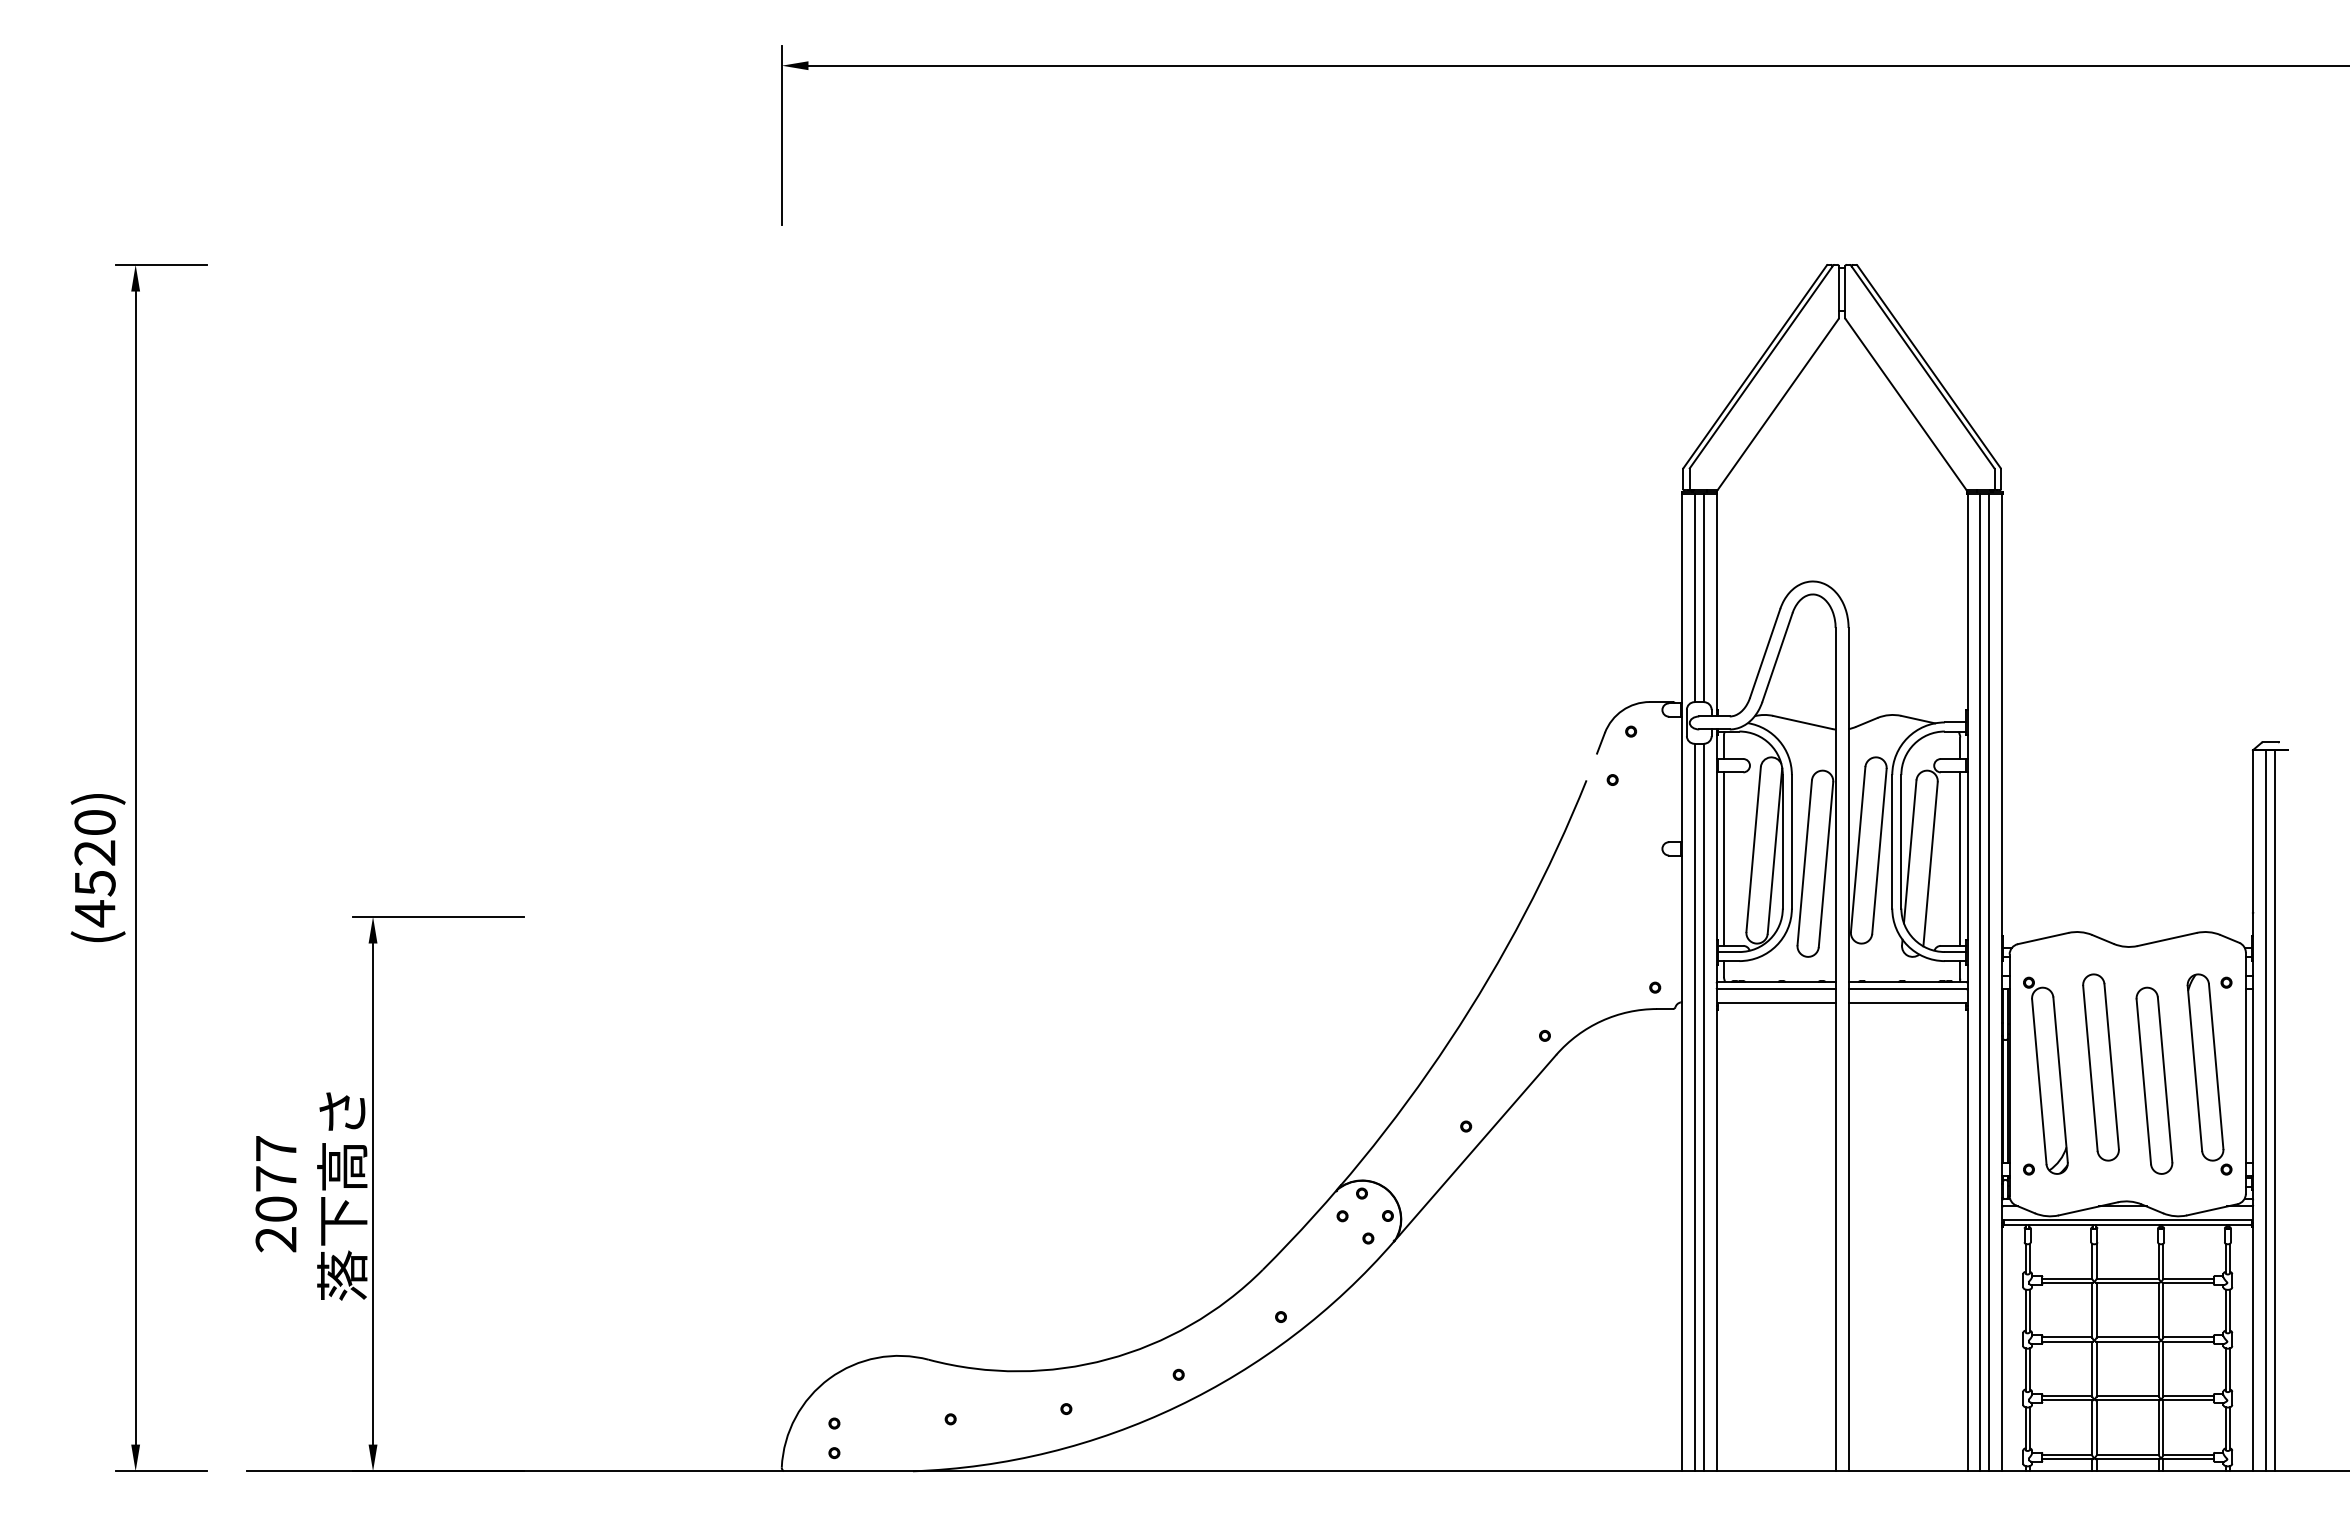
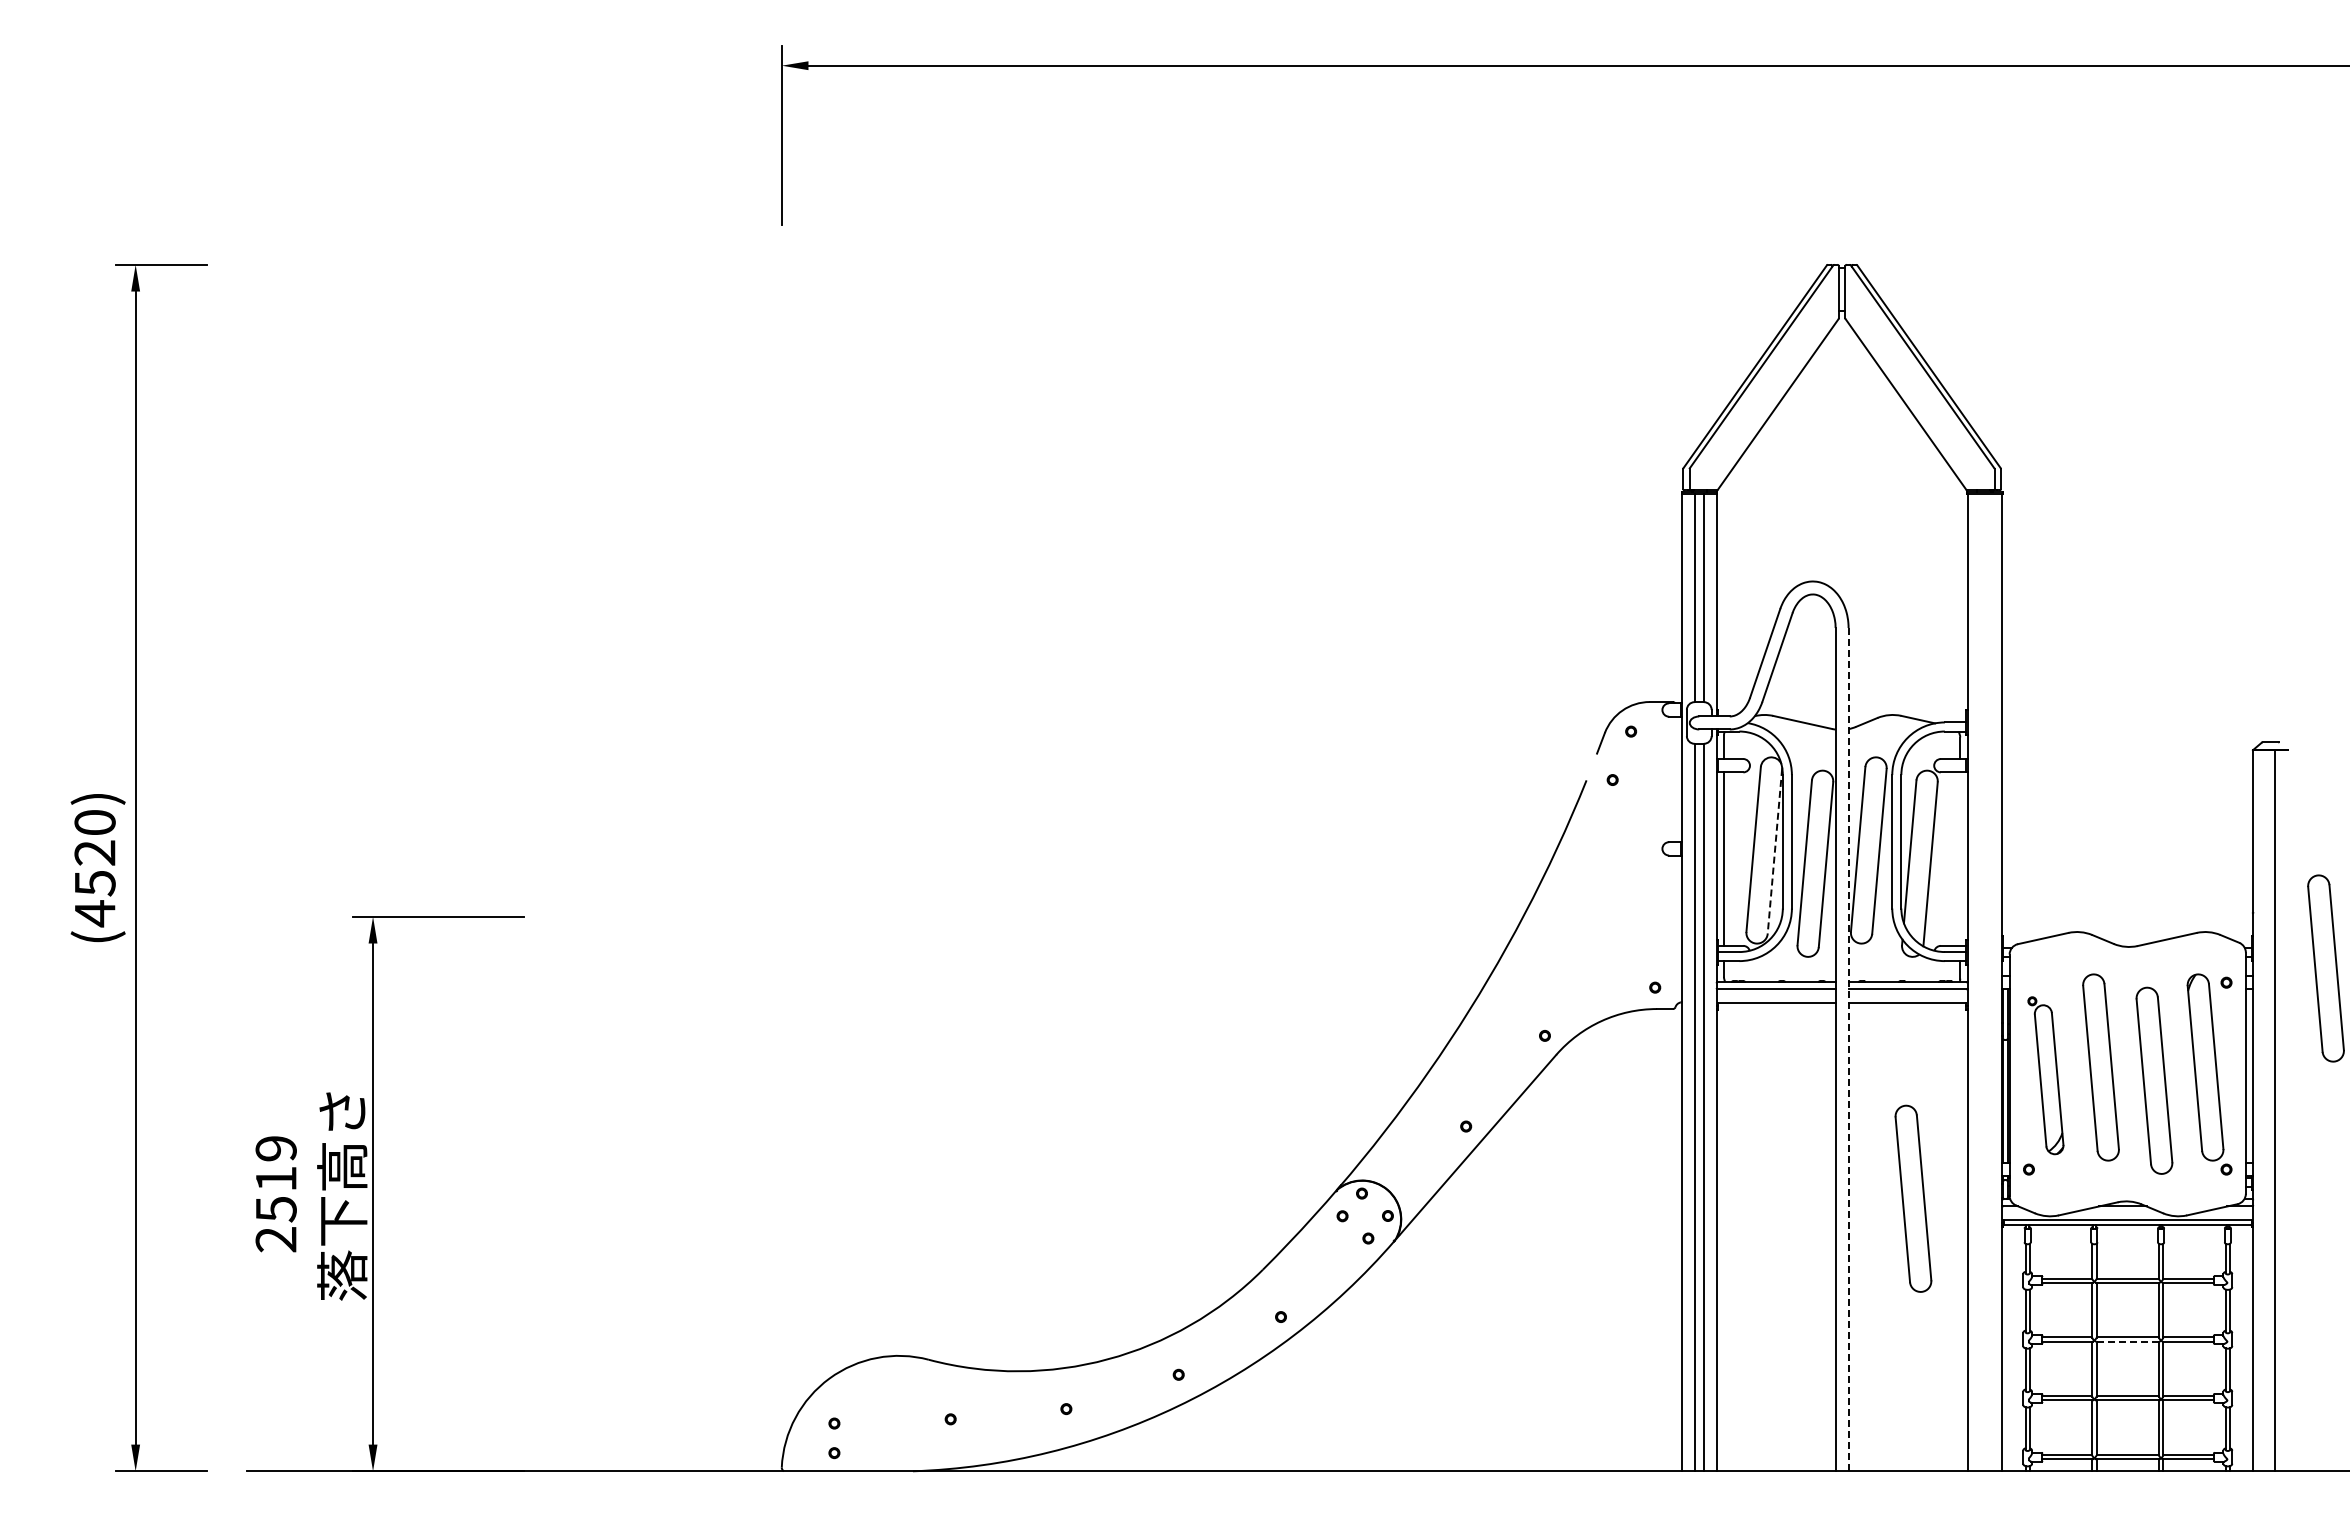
line: solid -> dashed (1774, 851)
line: present -> none (1960, 858)
part: none -> present (2325, 968)
line: present -> none (1980, 982)
line: present -> none (1989, 982)
line: solid -> dashed (1848, 1049)
part size: 46x199 px -> 38x160 px (2045, 1075)
line: present -> none (2266, 1110)
text: 2077 -> 2519 (275, 1179)
part: none -> present (1913, 1198)
line: solid -> dashed (2127, 1341)
